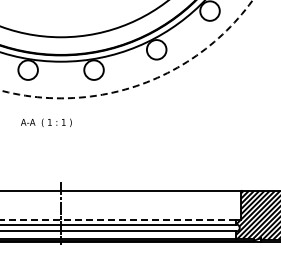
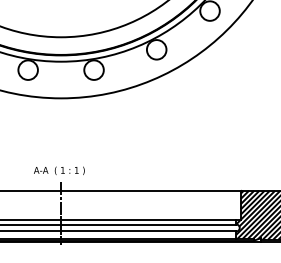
arc: dashed -> solid (142, 83)
text position: (46, 122) -> (59, 170) (59, 170)
line: dashed -> solid (118, 219)
